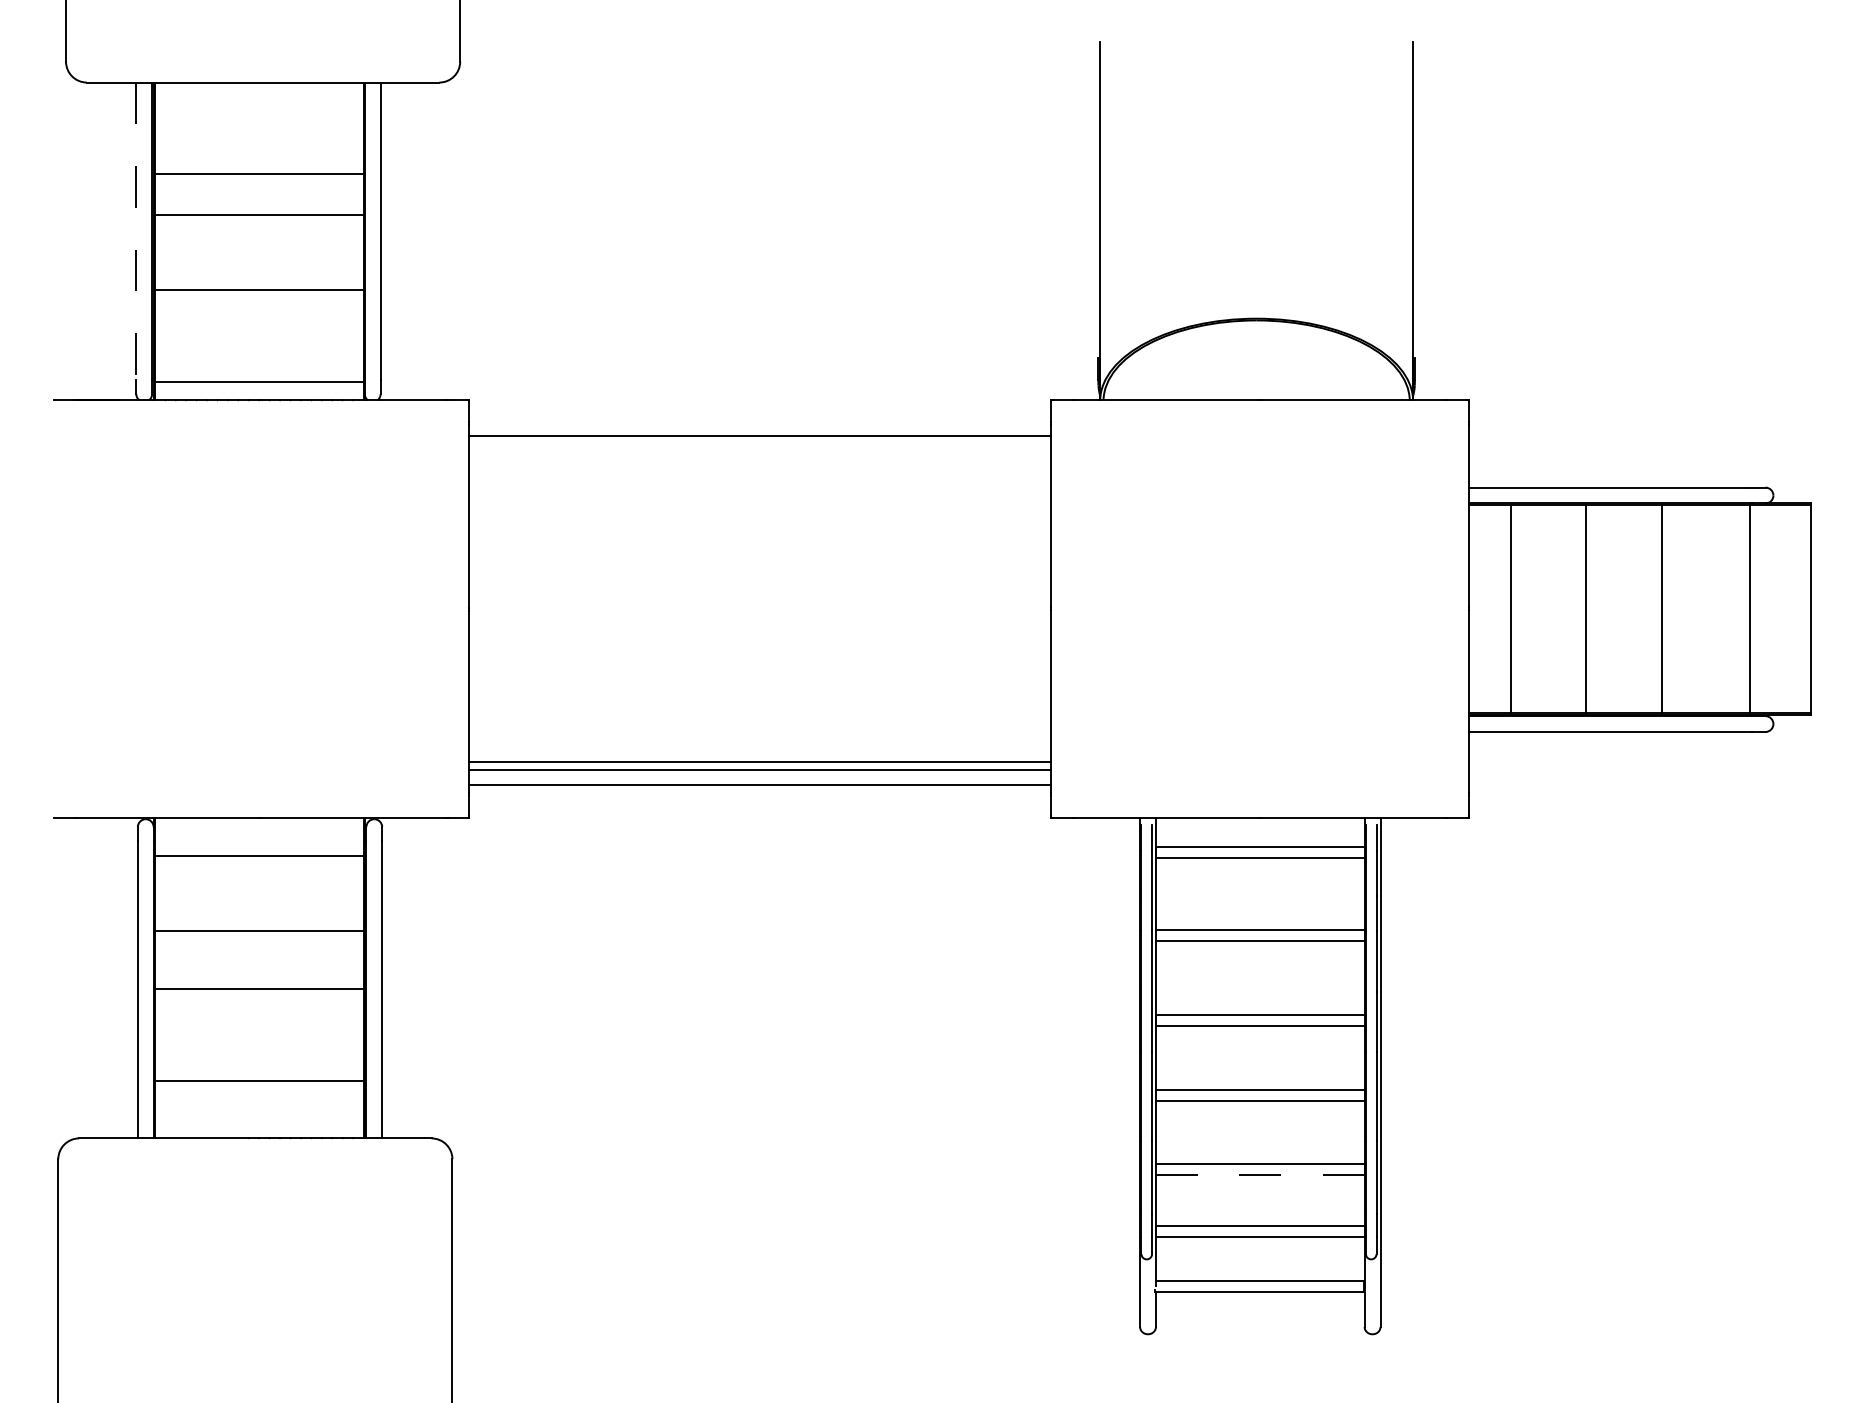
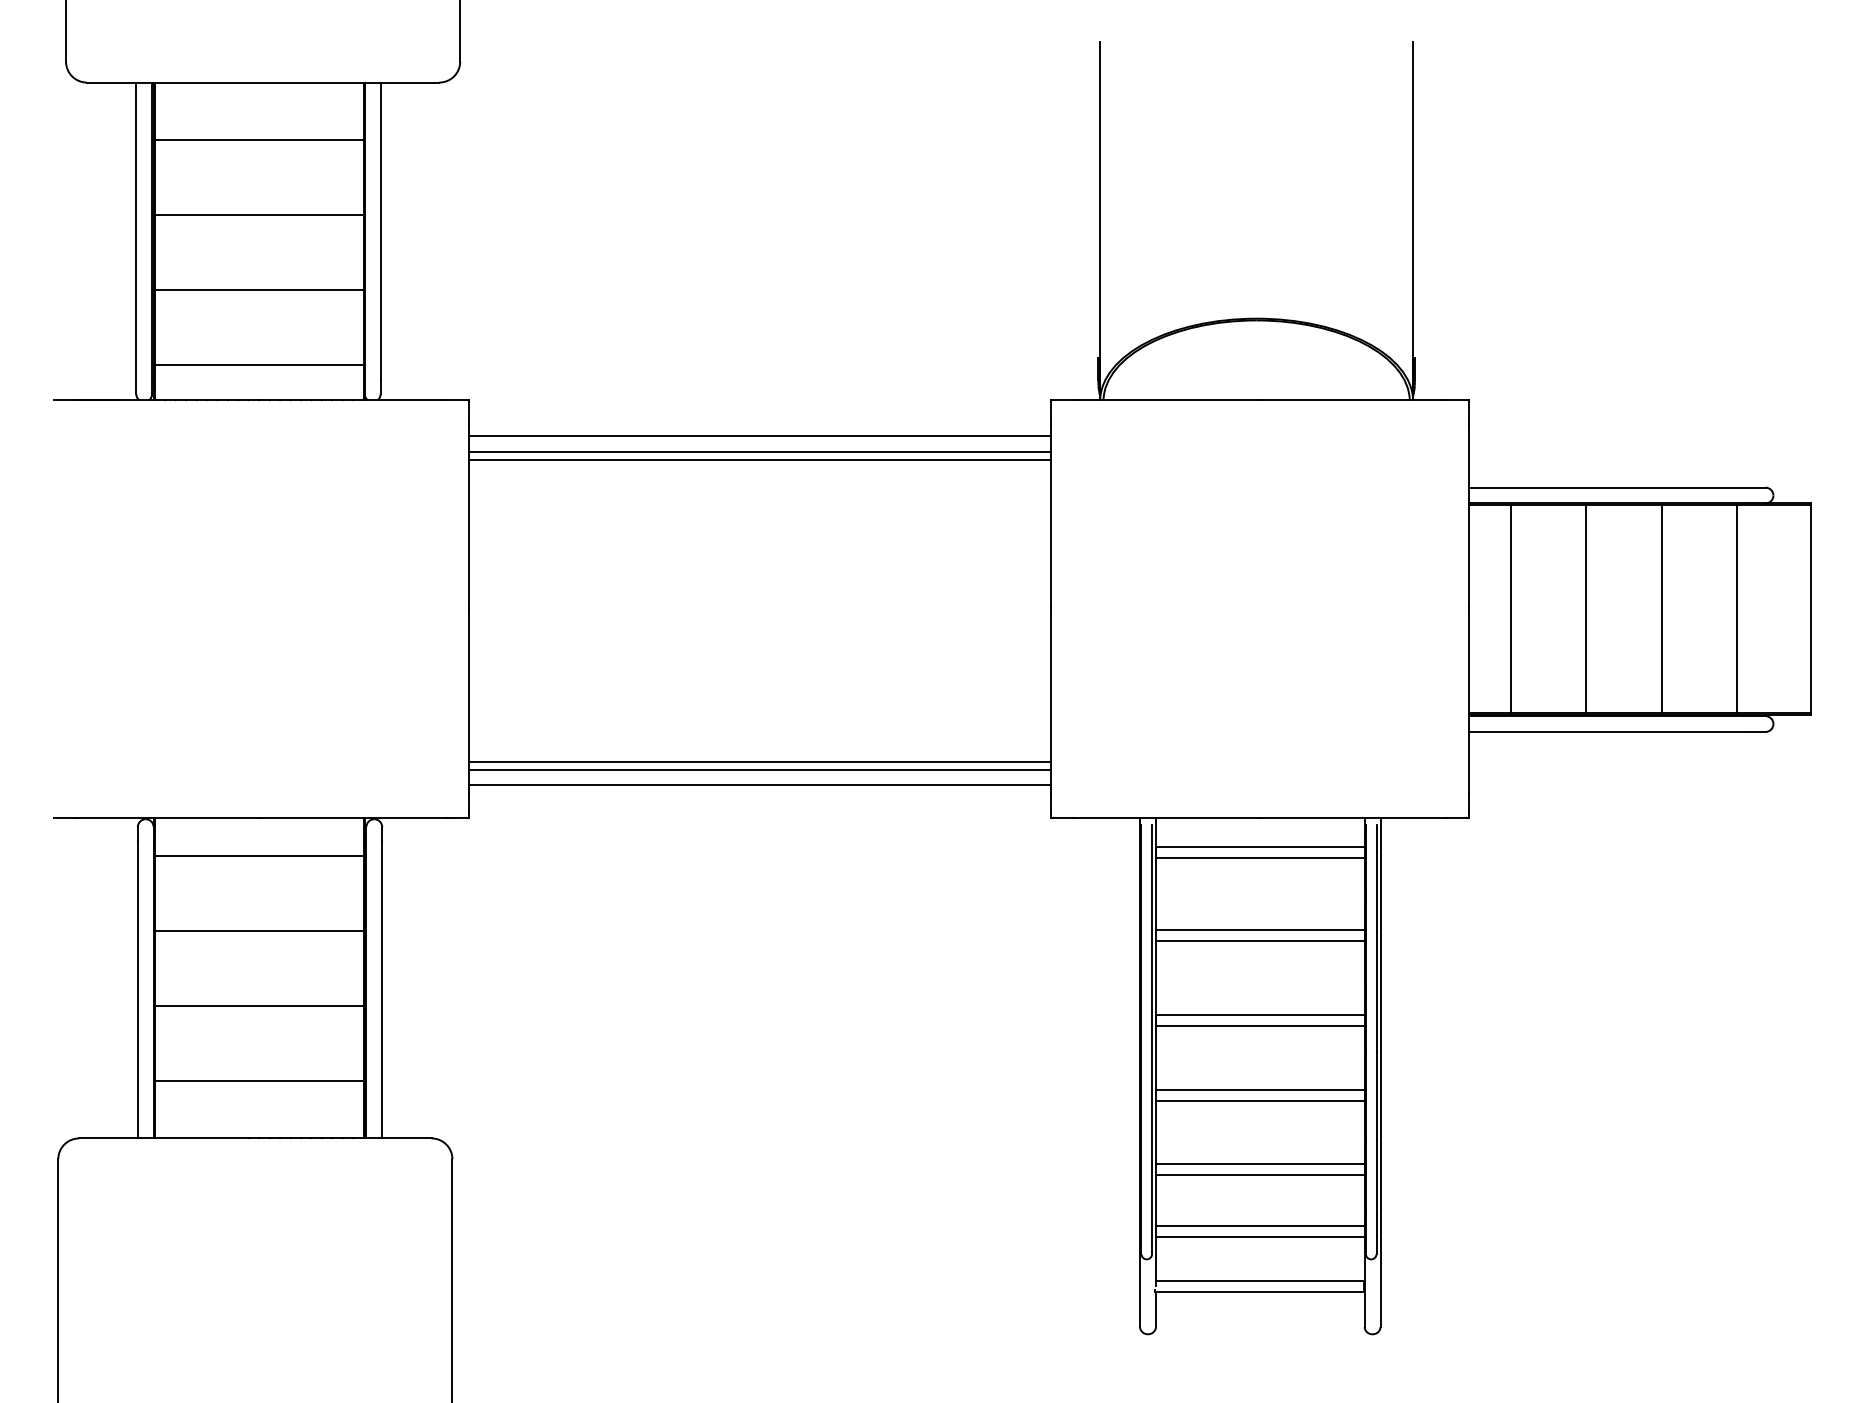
line position: (258, 173) -> (258, 139) (258, 139)
line: dashed -> solid (136, 231)
line position: (258, 382) -> (258, 365) (258, 365)
line: none -> present (760, 451)
line: none -> present (760, 459)
line position: (1749, 608) -> (1736, 608) (1736, 608)
line position: (258, 989) -> (258, 1006) (258, 1006)
line: dashed -> solid (1259, 1174)
